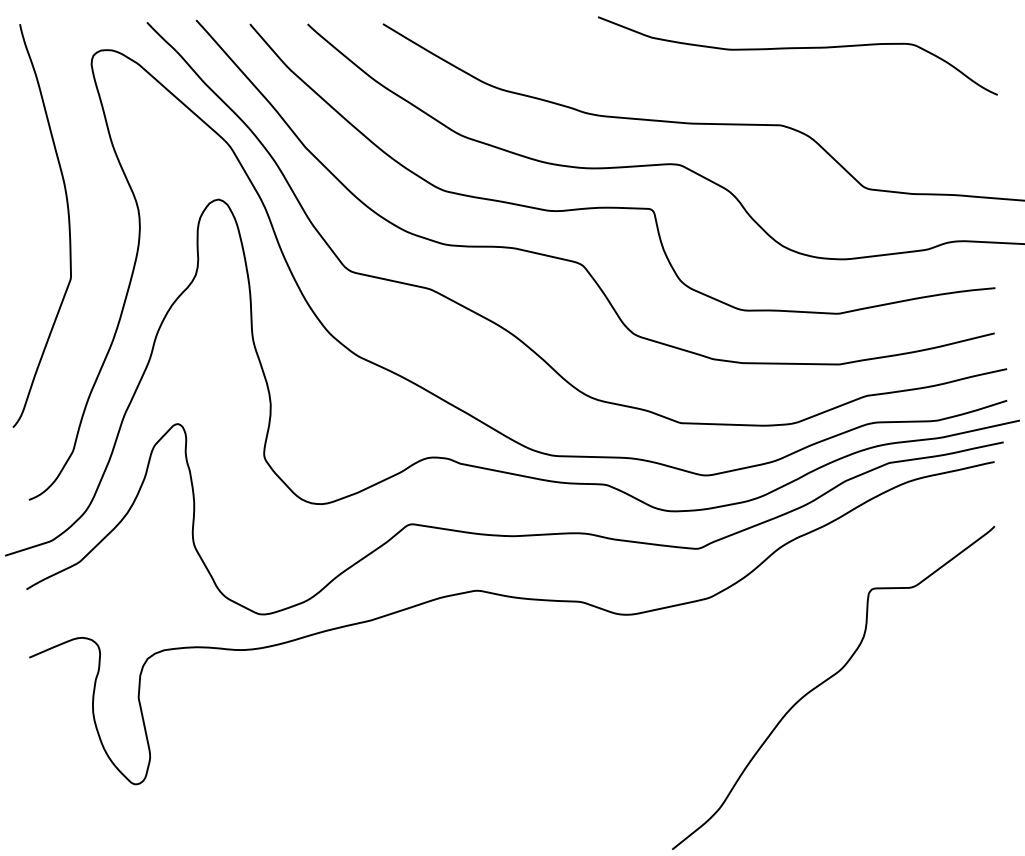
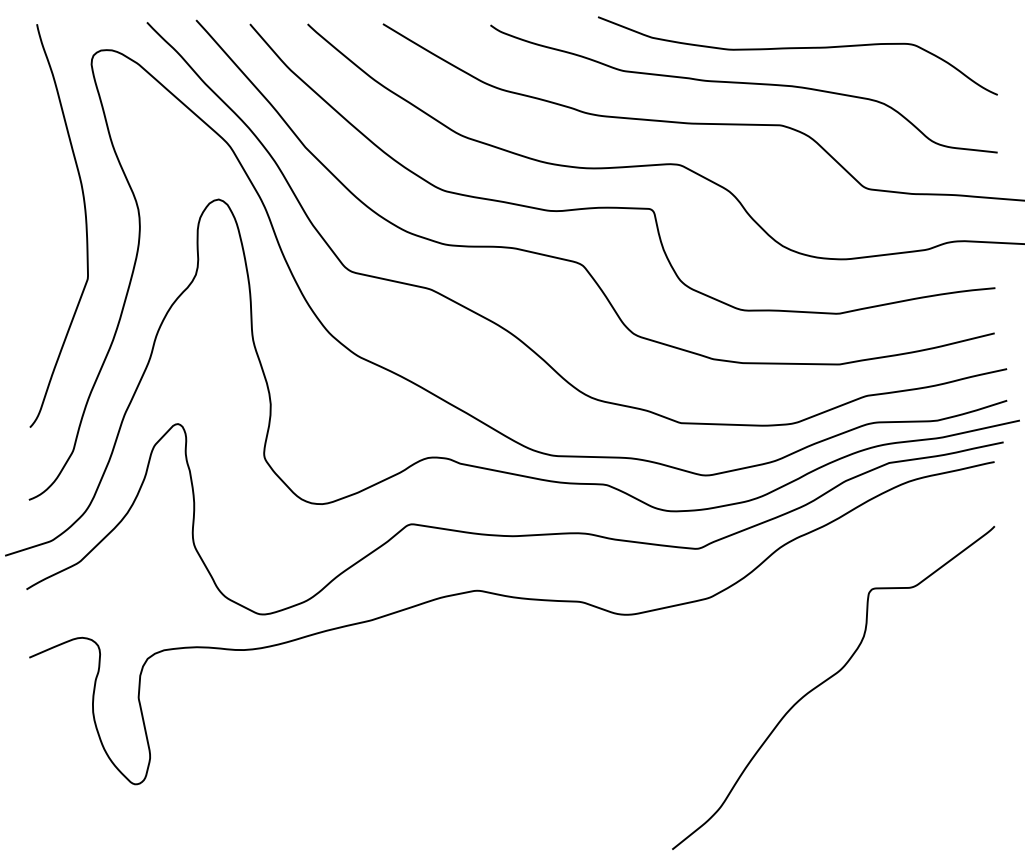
curve: none -> present (743, 83)
curve position: (68, 225) -> (85, 225) (85, 225)
